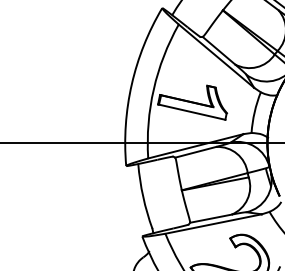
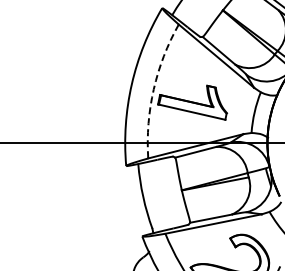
arc: solid -> dashed (153, 89)
